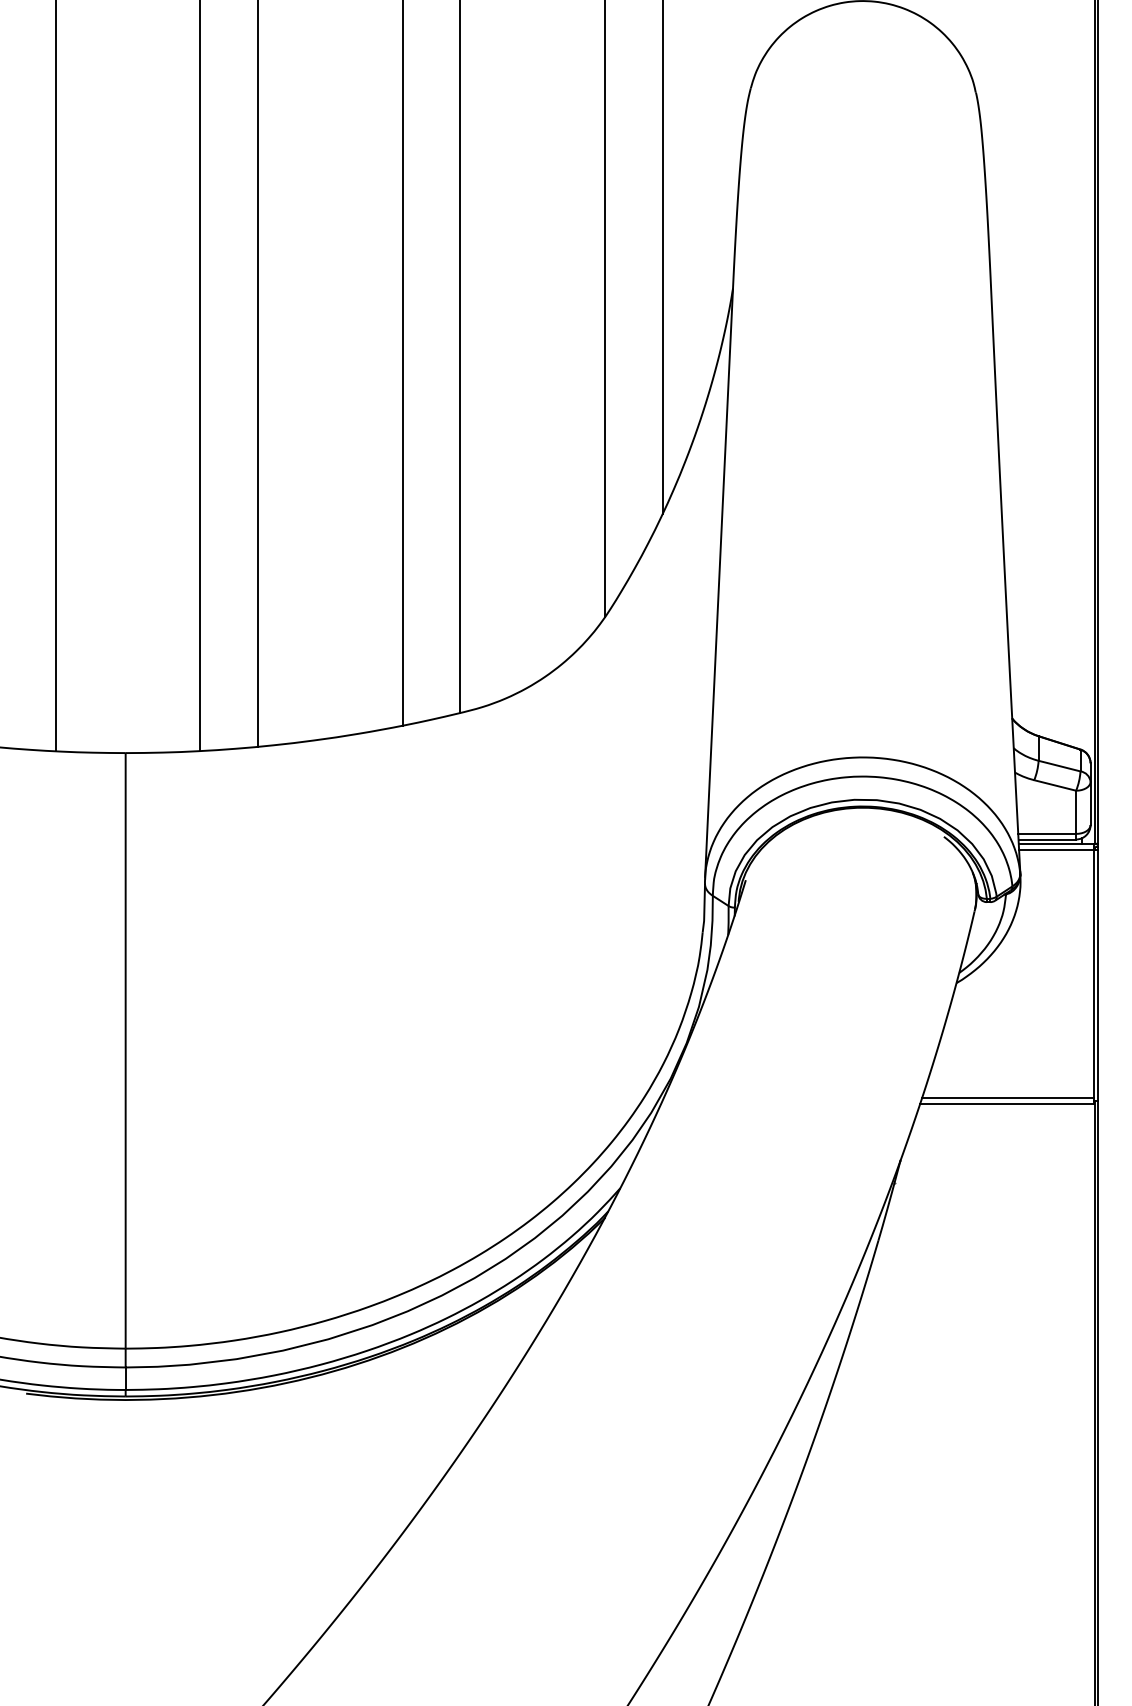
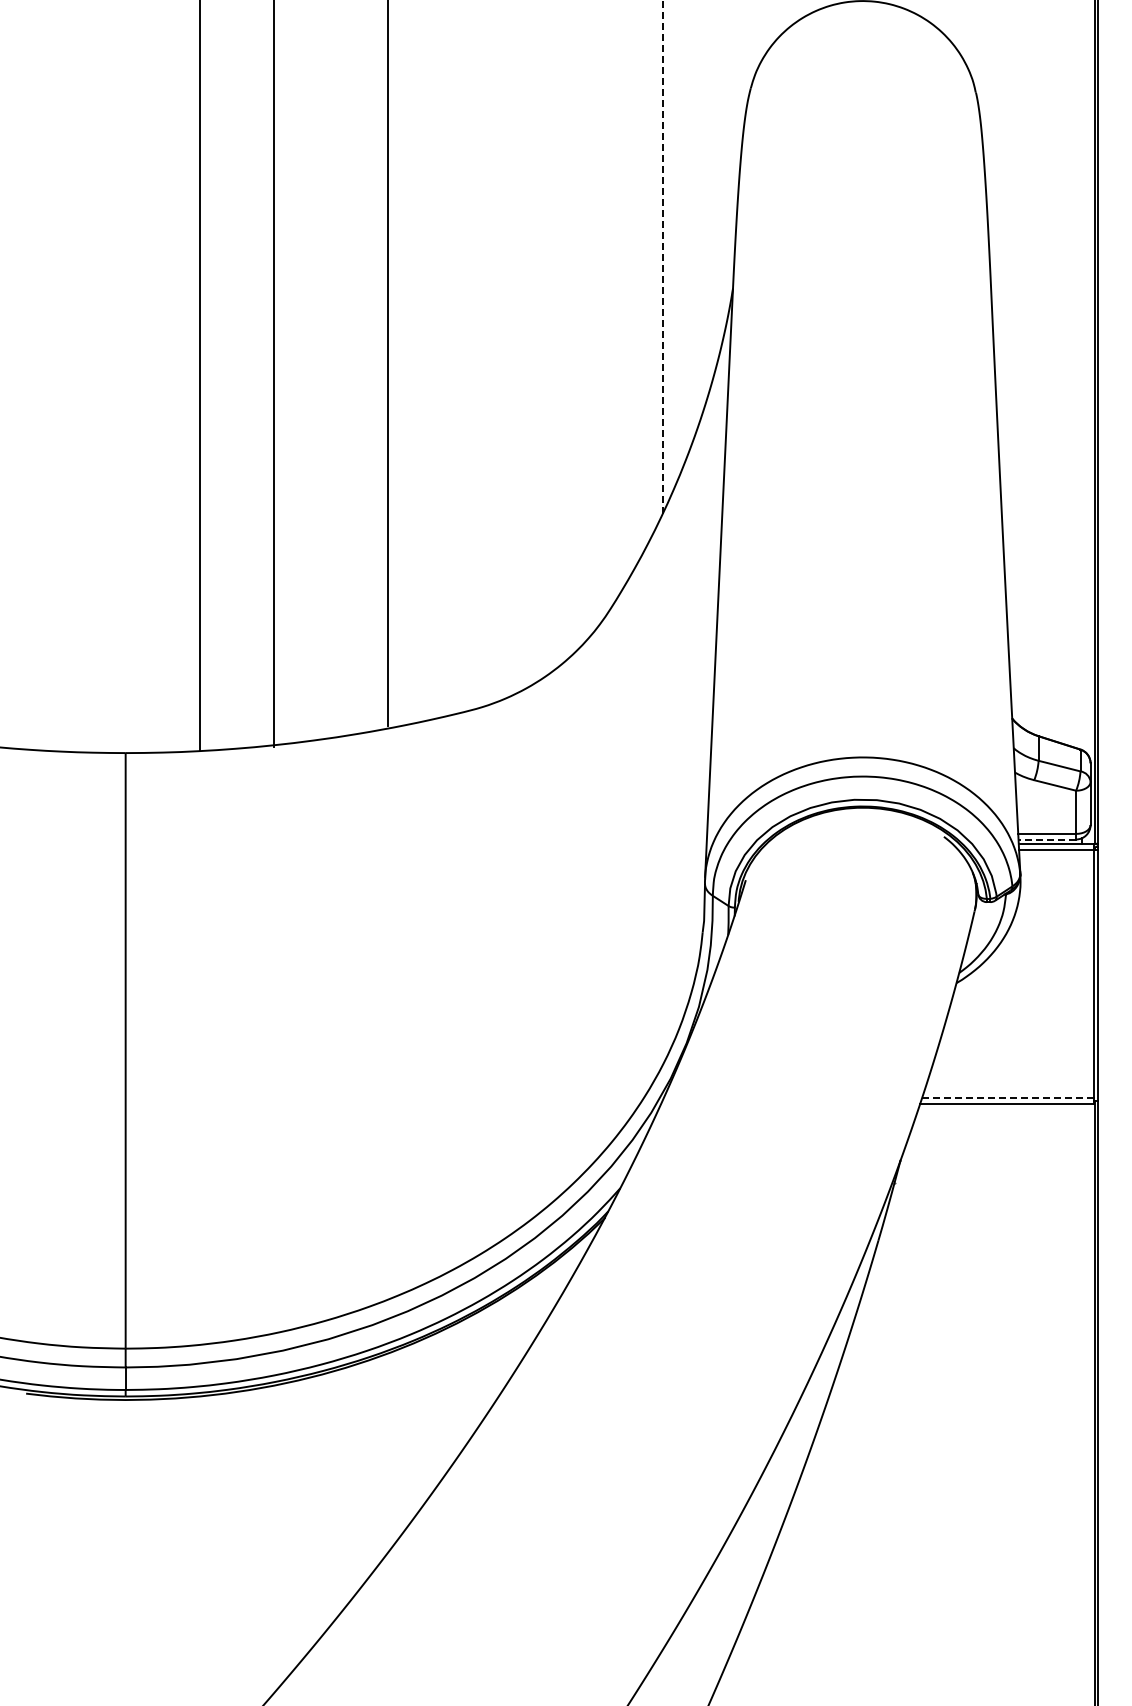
line: solid -> dashed (662, 256)
line: present -> none (604, 309)
line: present -> none (460, 357)
line position: (402, 363) -> (387, 363) (387, 363)
line position: (257, 374) -> (273, 374) (273, 374)
line: present -> none (55, 376)
line: solid -> dashed (1047, 839)
line: solid -> dashed (1008, 1098)
